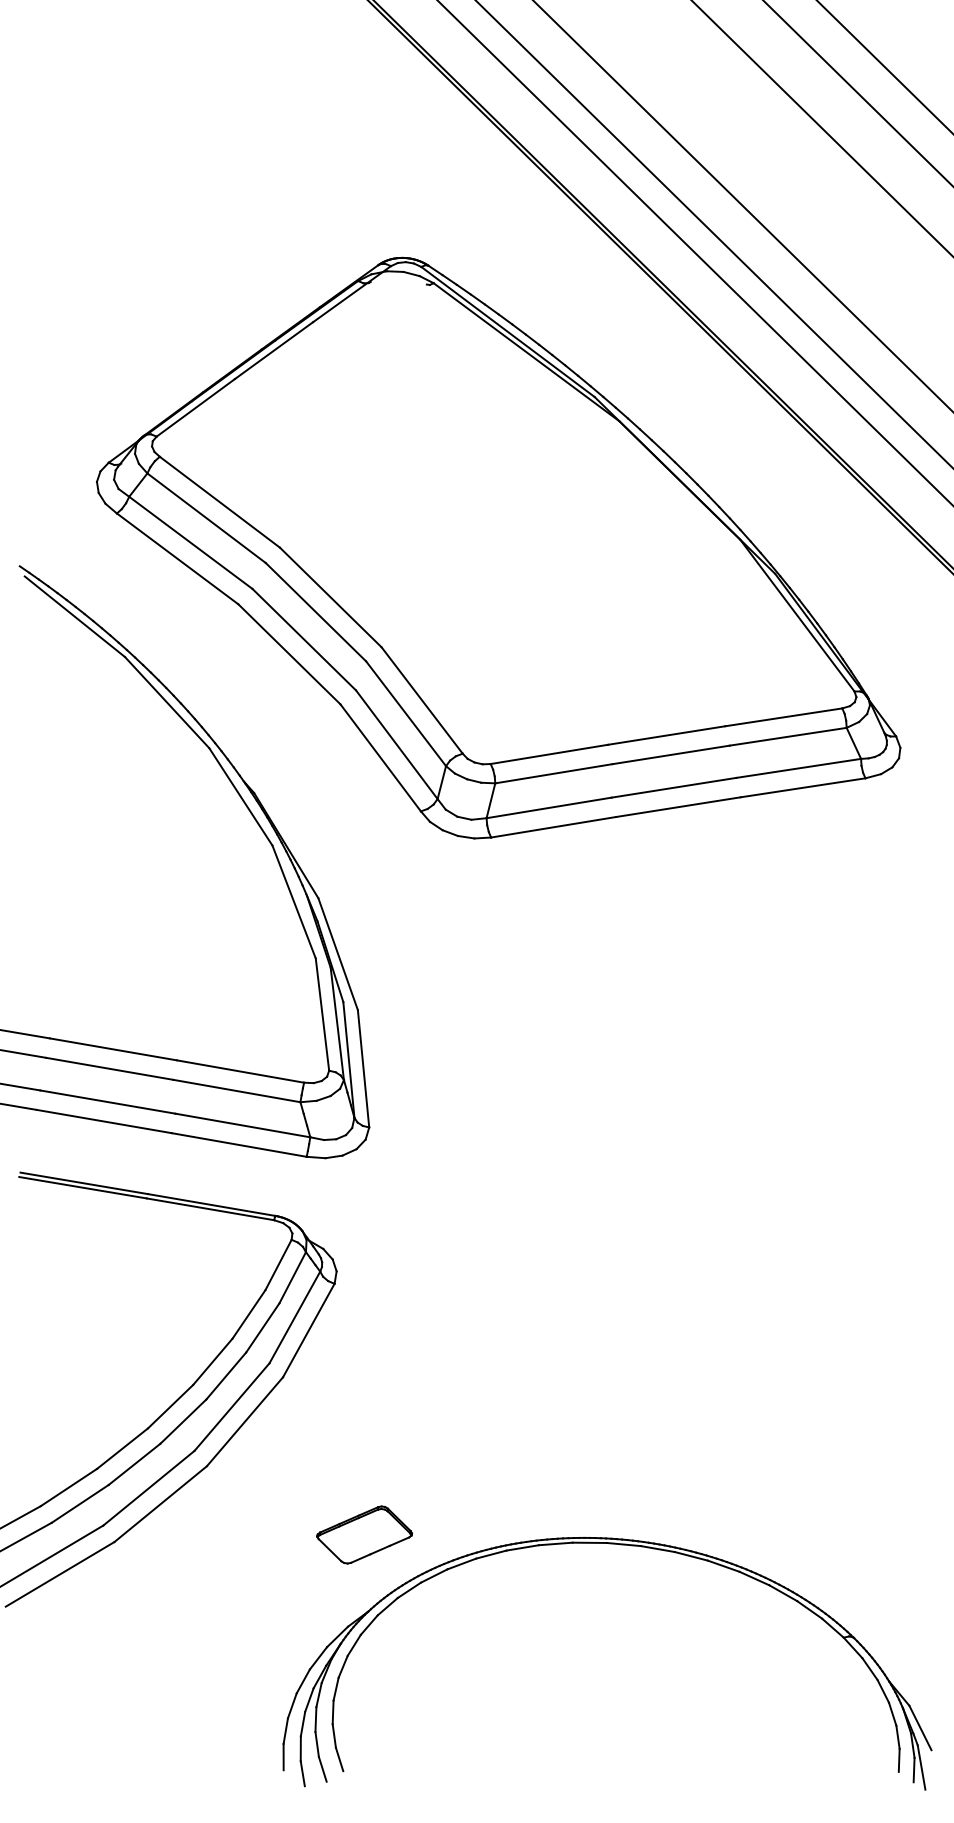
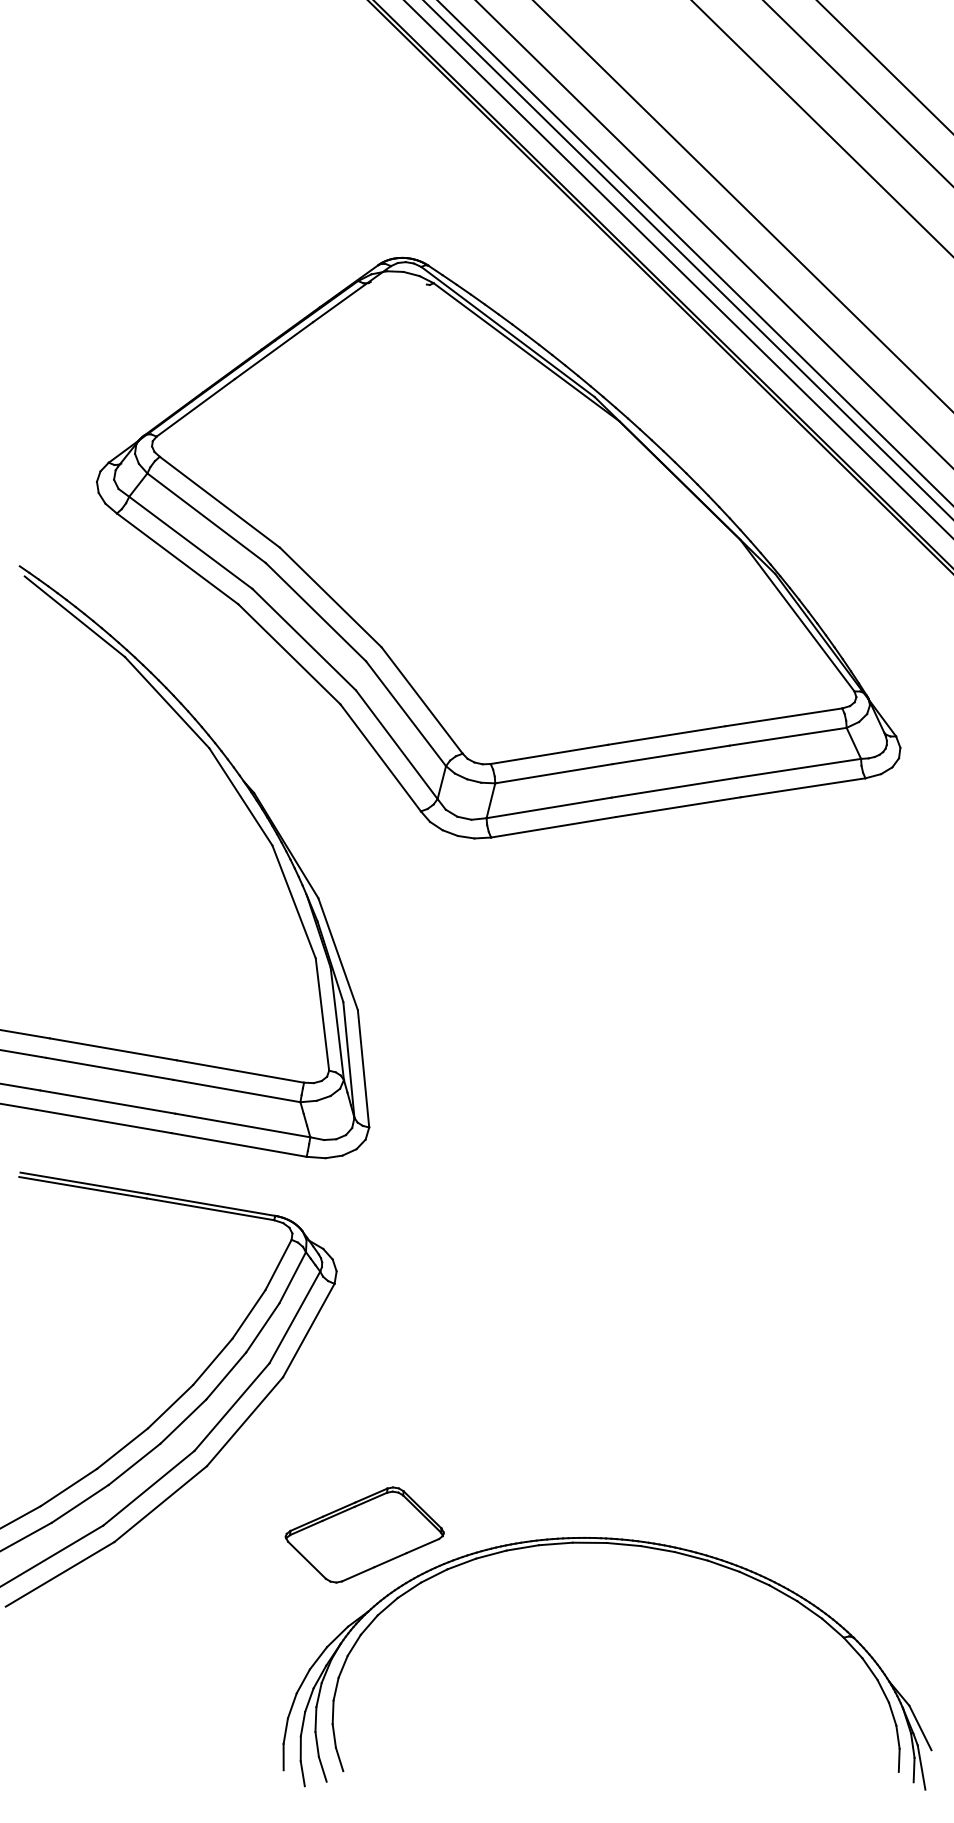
line: none -> present (687, 259)
line: none -> present (678, 269)
part size: 98x60 px -> 161x98 px (364, 1534)
